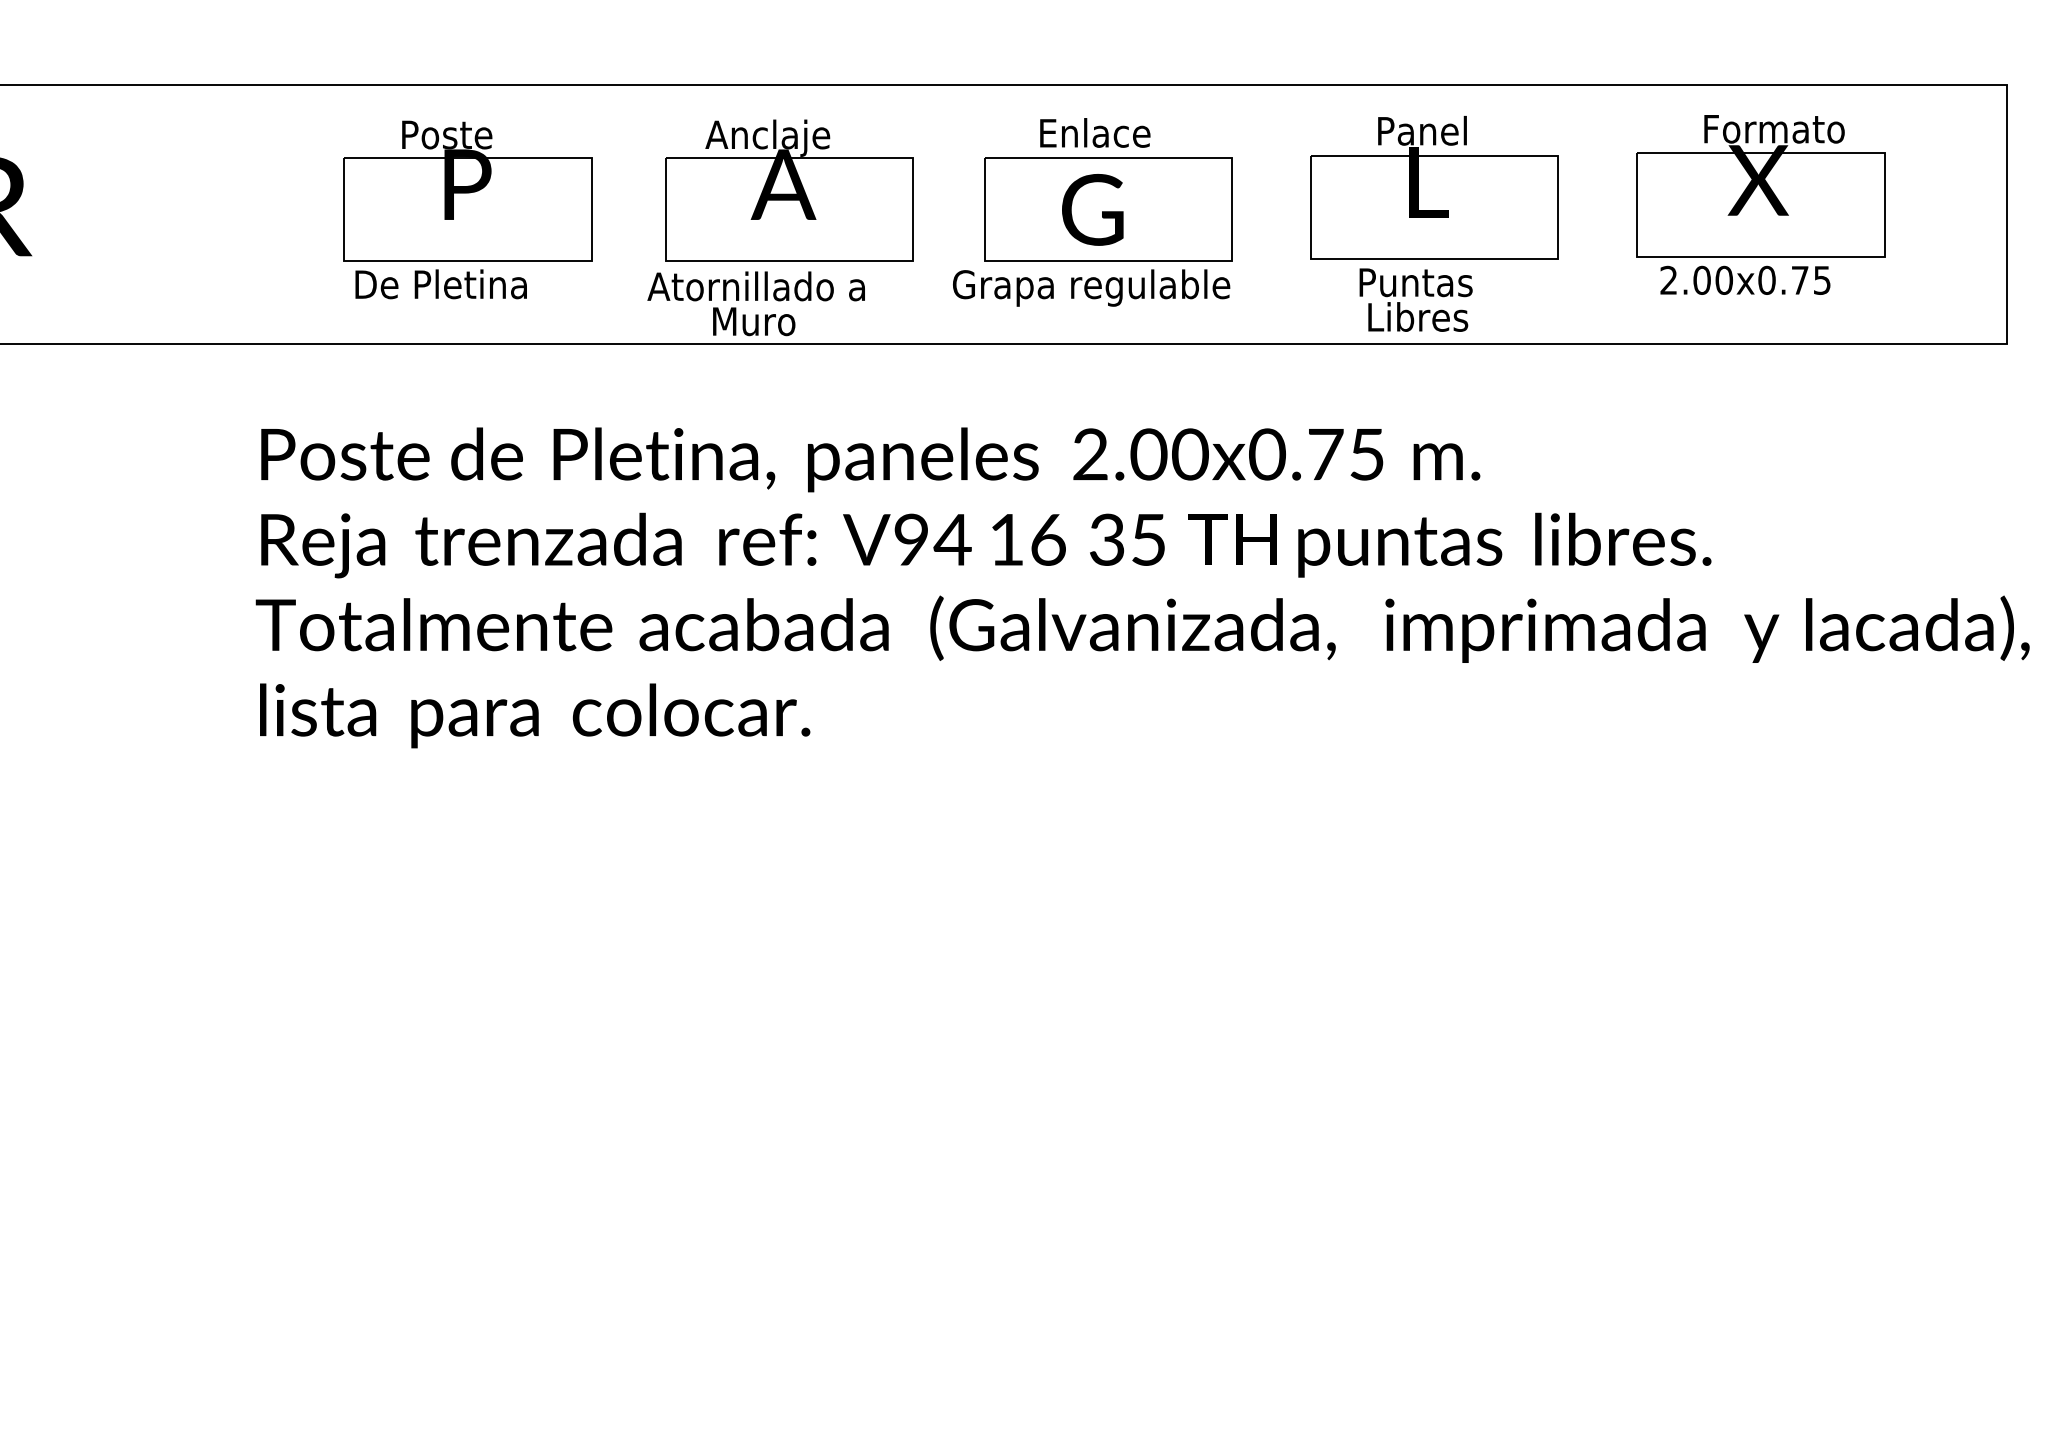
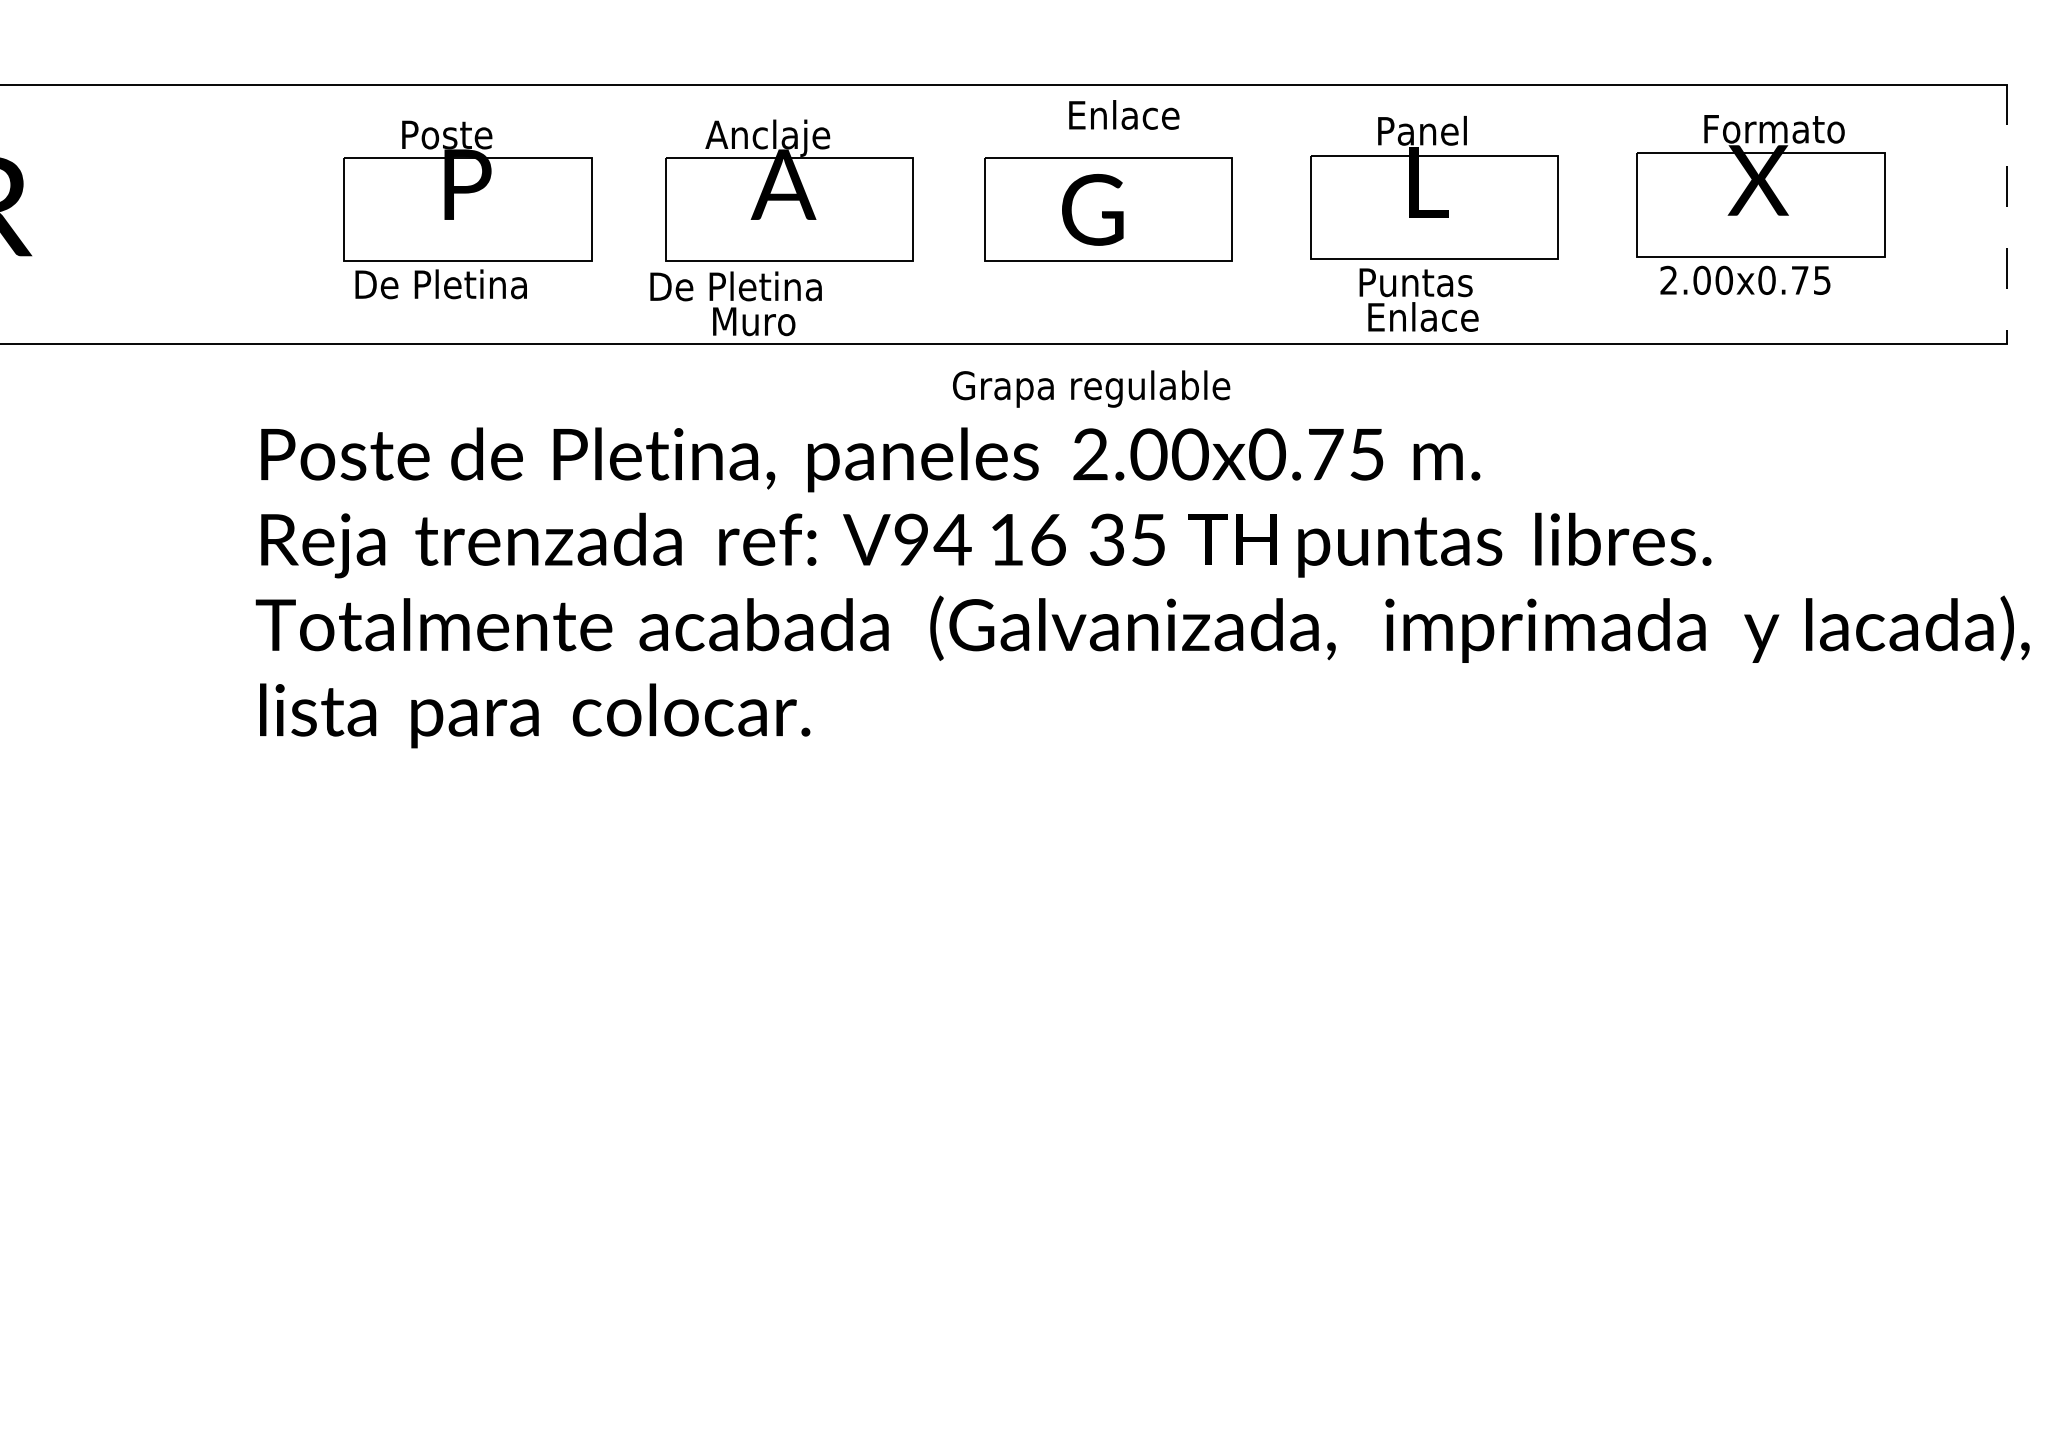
text position: (1095, 132) -> (1124, 114) (1124, 114)
line: solid -> dashed (2007, 214)
text: Atornillado a -> De Pletina (755, 286)
text position: (1091, 287) -> (1091, 388) (1091, 388)
text: Libres -> Enlace (1424, 316)
